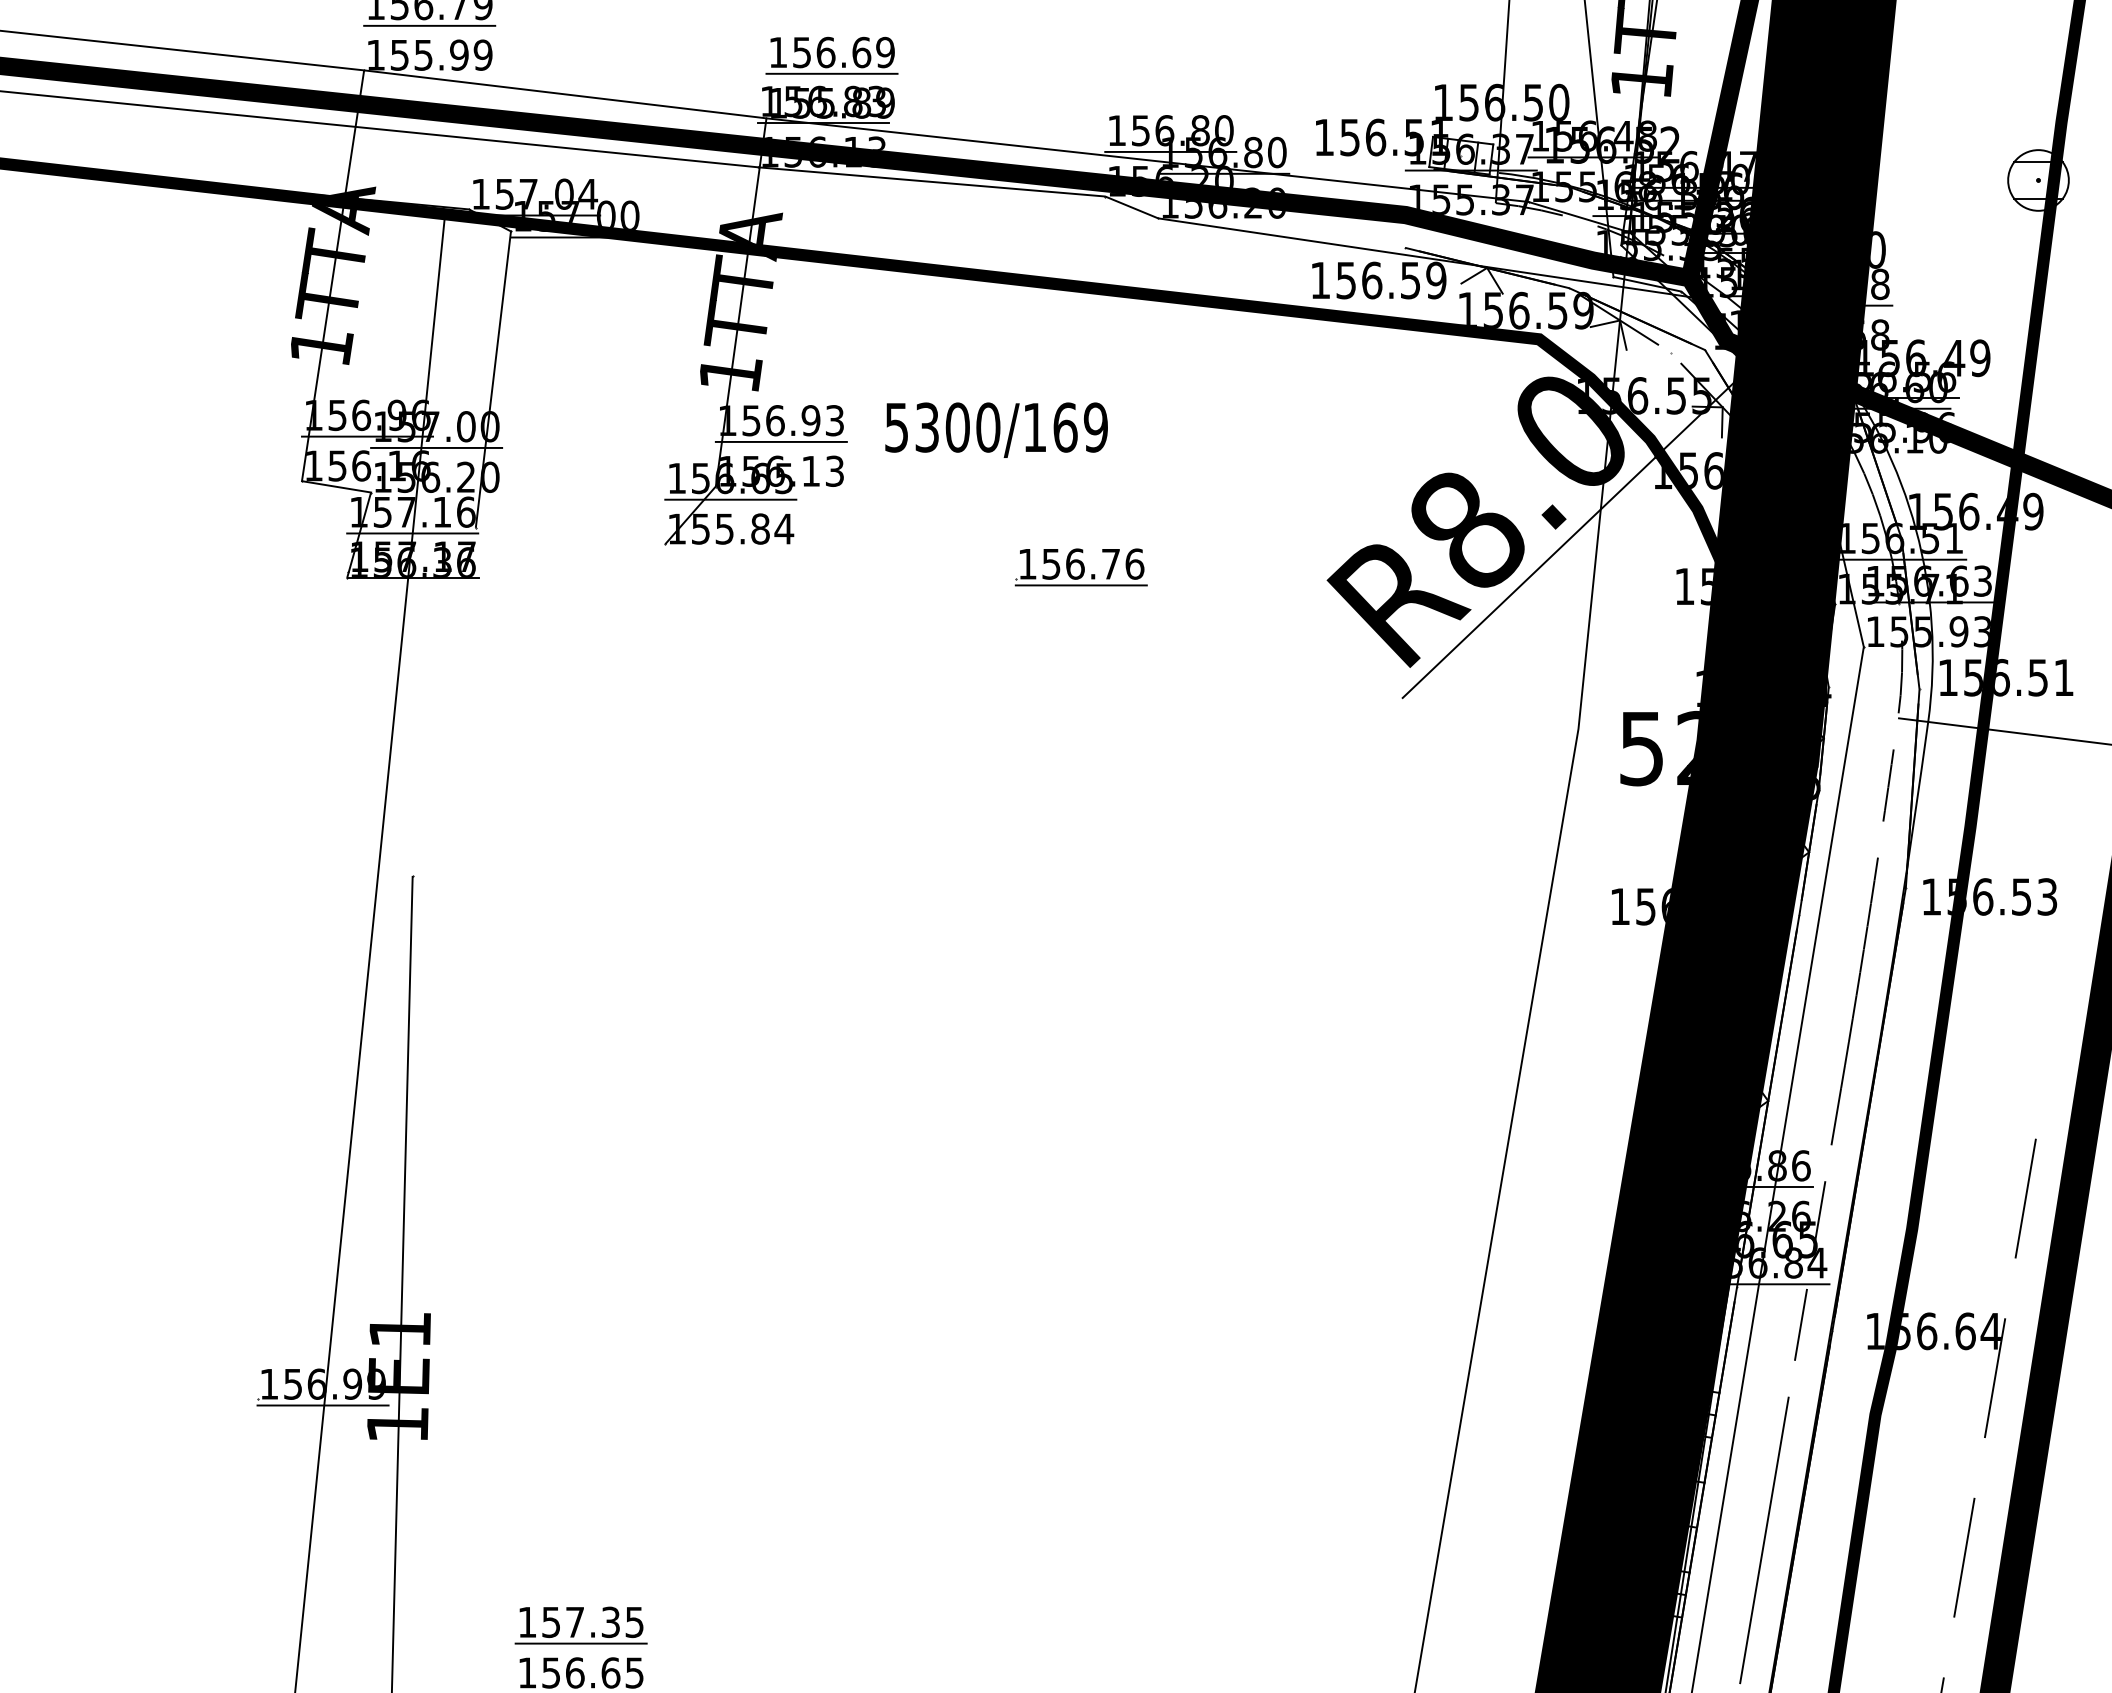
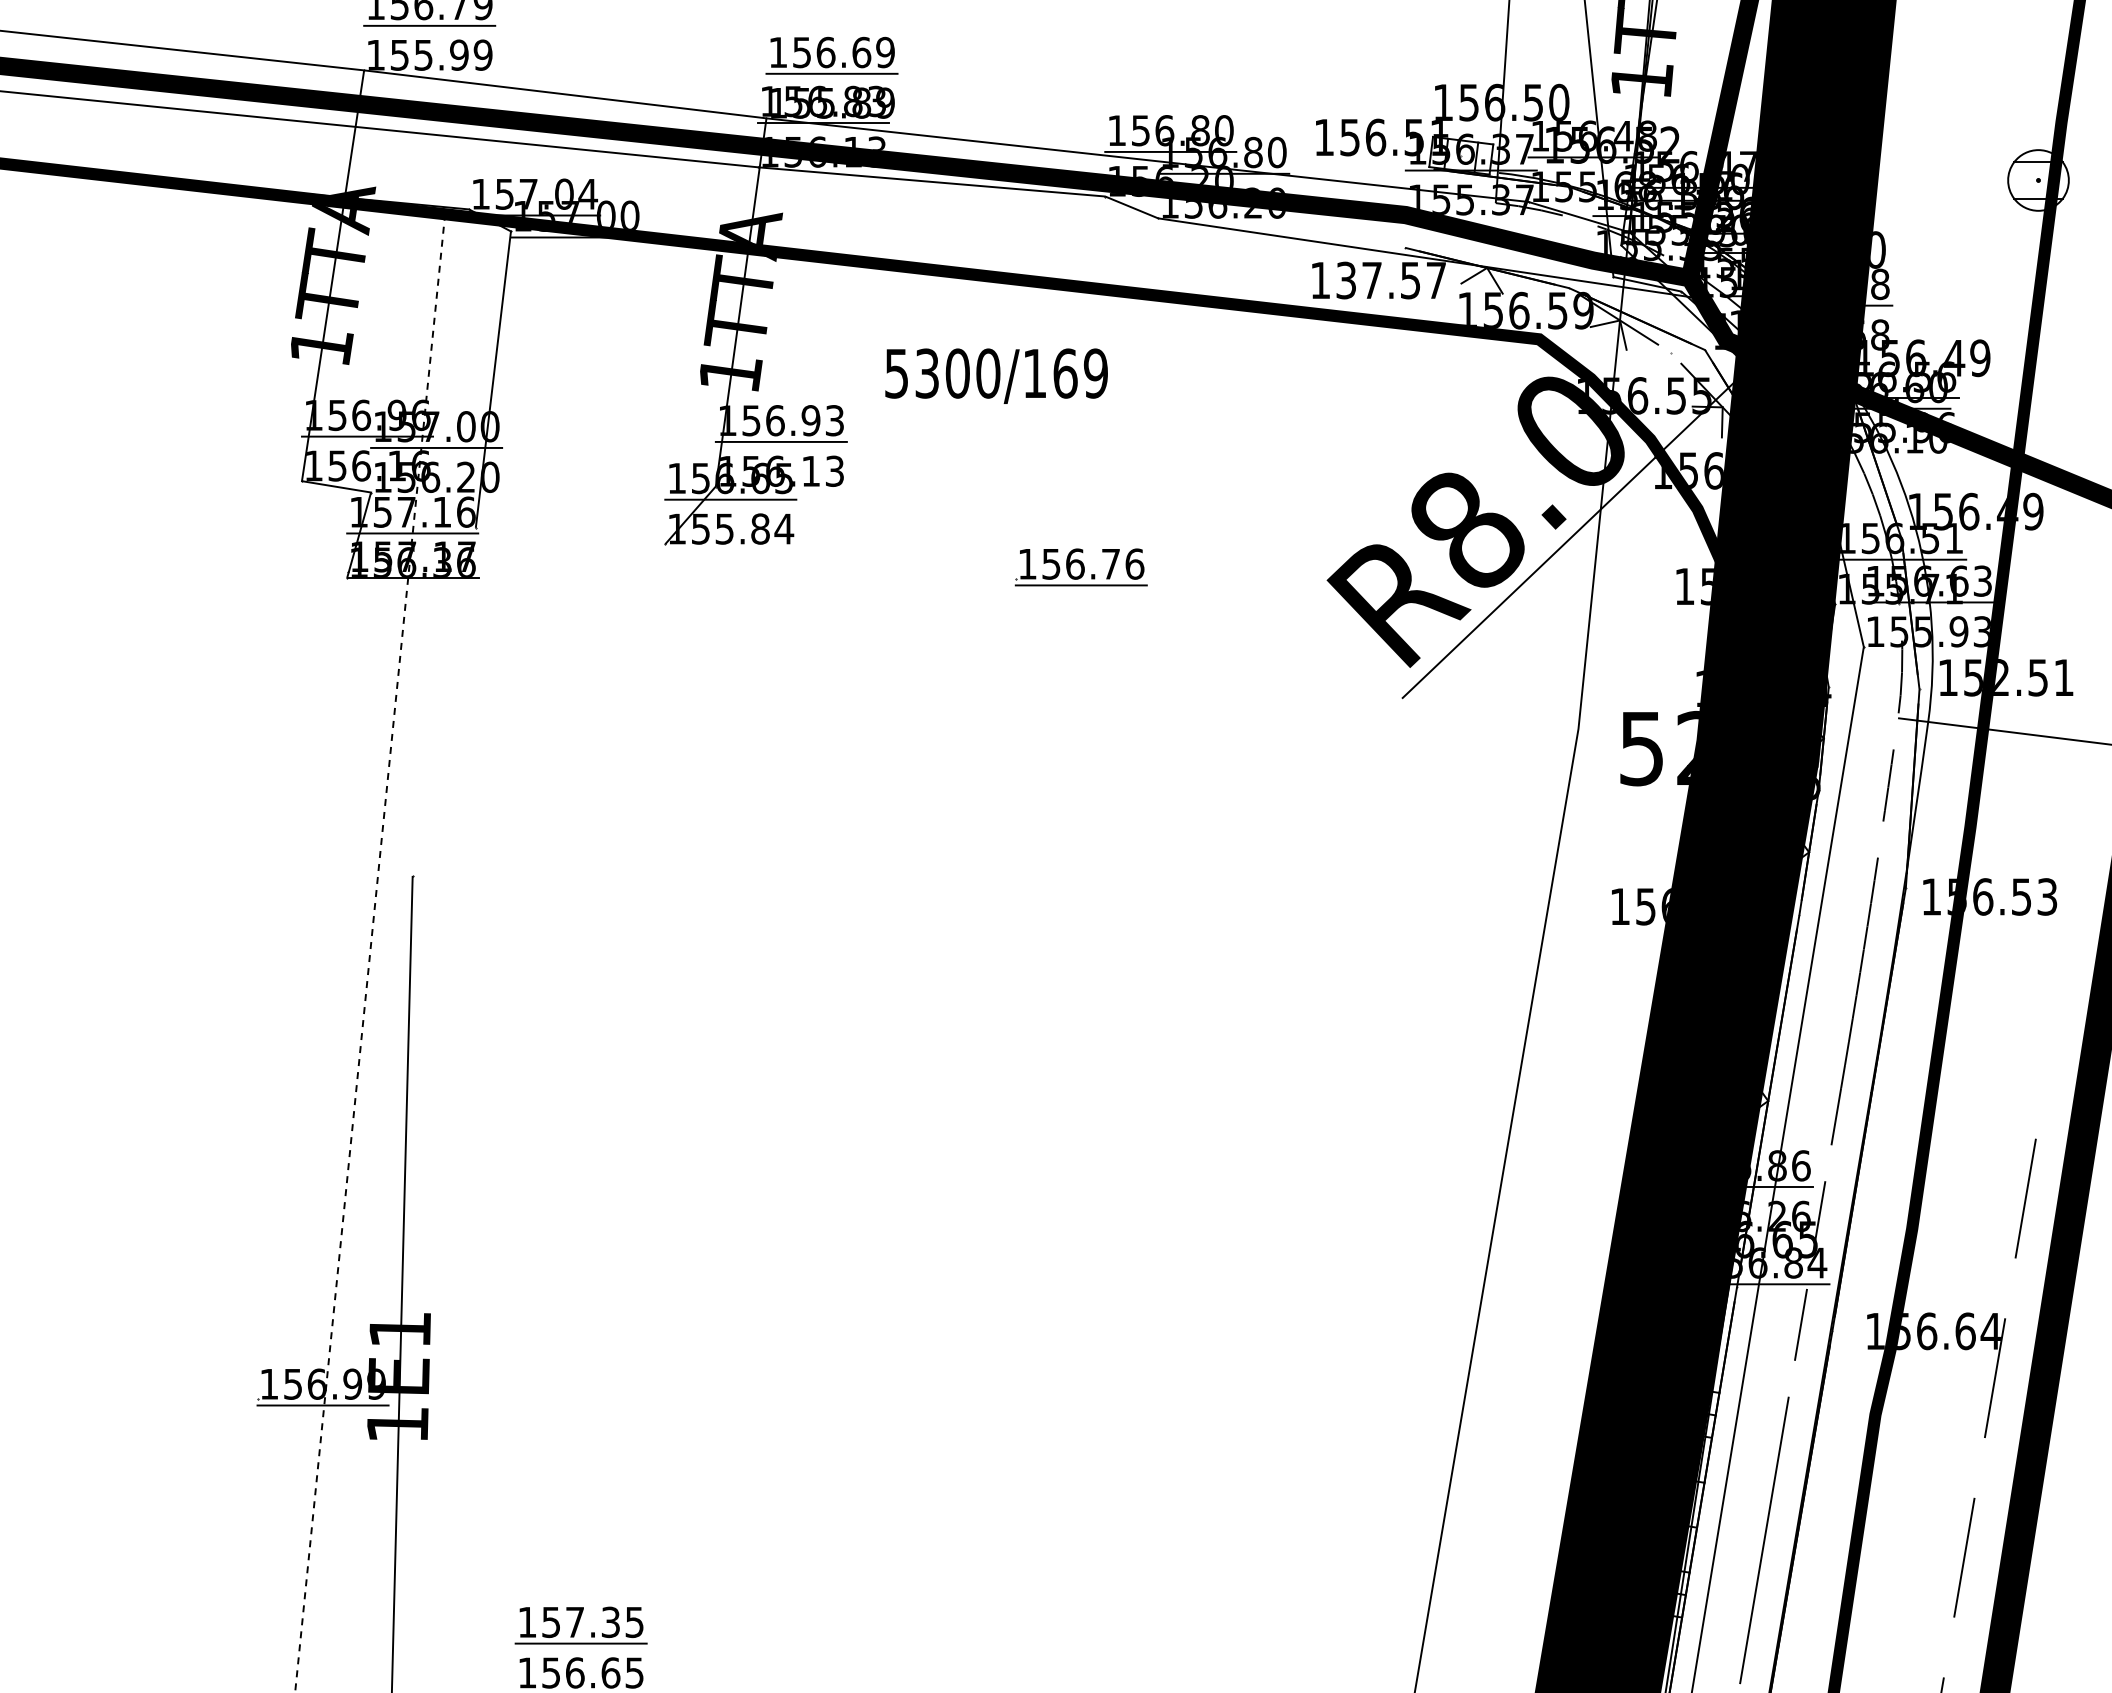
text: 156.59 -> 137.57 (1391, 280)
text position: (996, 429) -> (996, 375) (996, 375)
text: 156.51 -> 152.51 (2001, 677)
line: solid -> dashed (370, 953)
